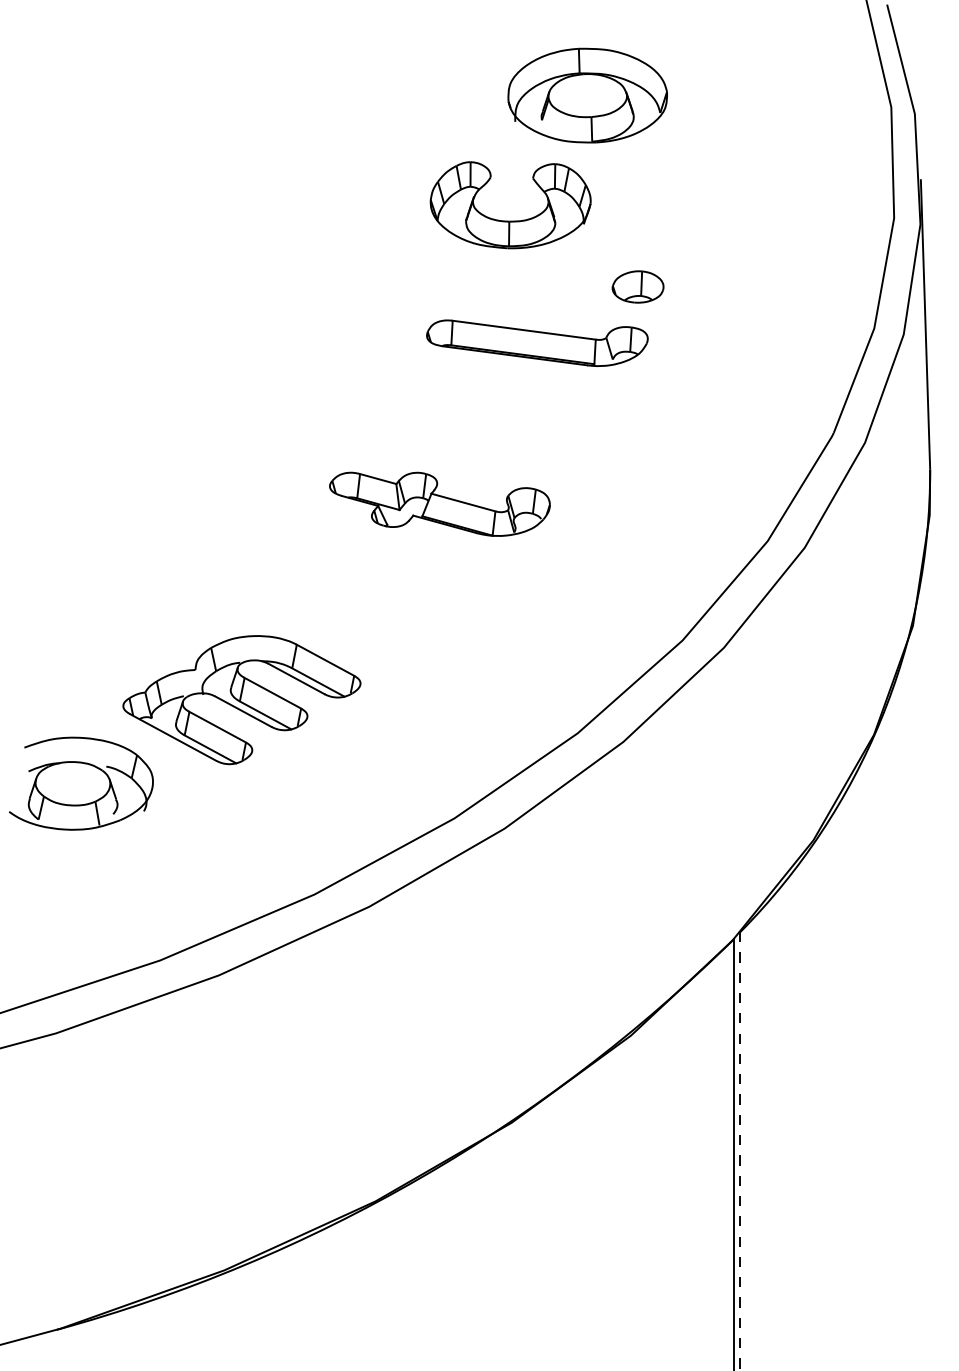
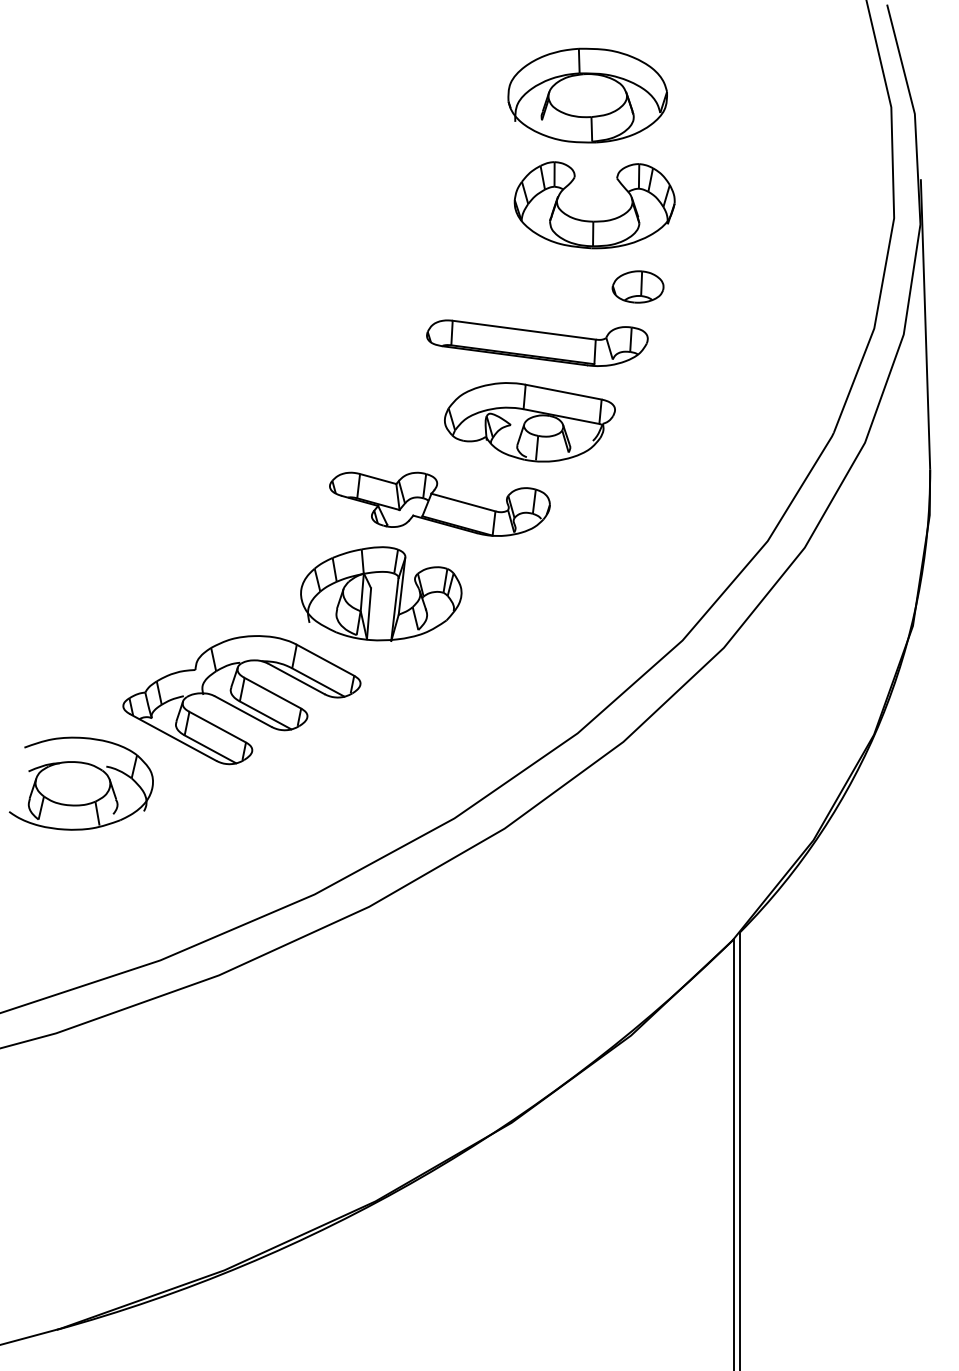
part position: (510, 220) -> (594, 220) (594, 220)
part: none -> present (529, 422)
part: none -> present (381, 593)
line: dashed -> solid (740, 1151)
